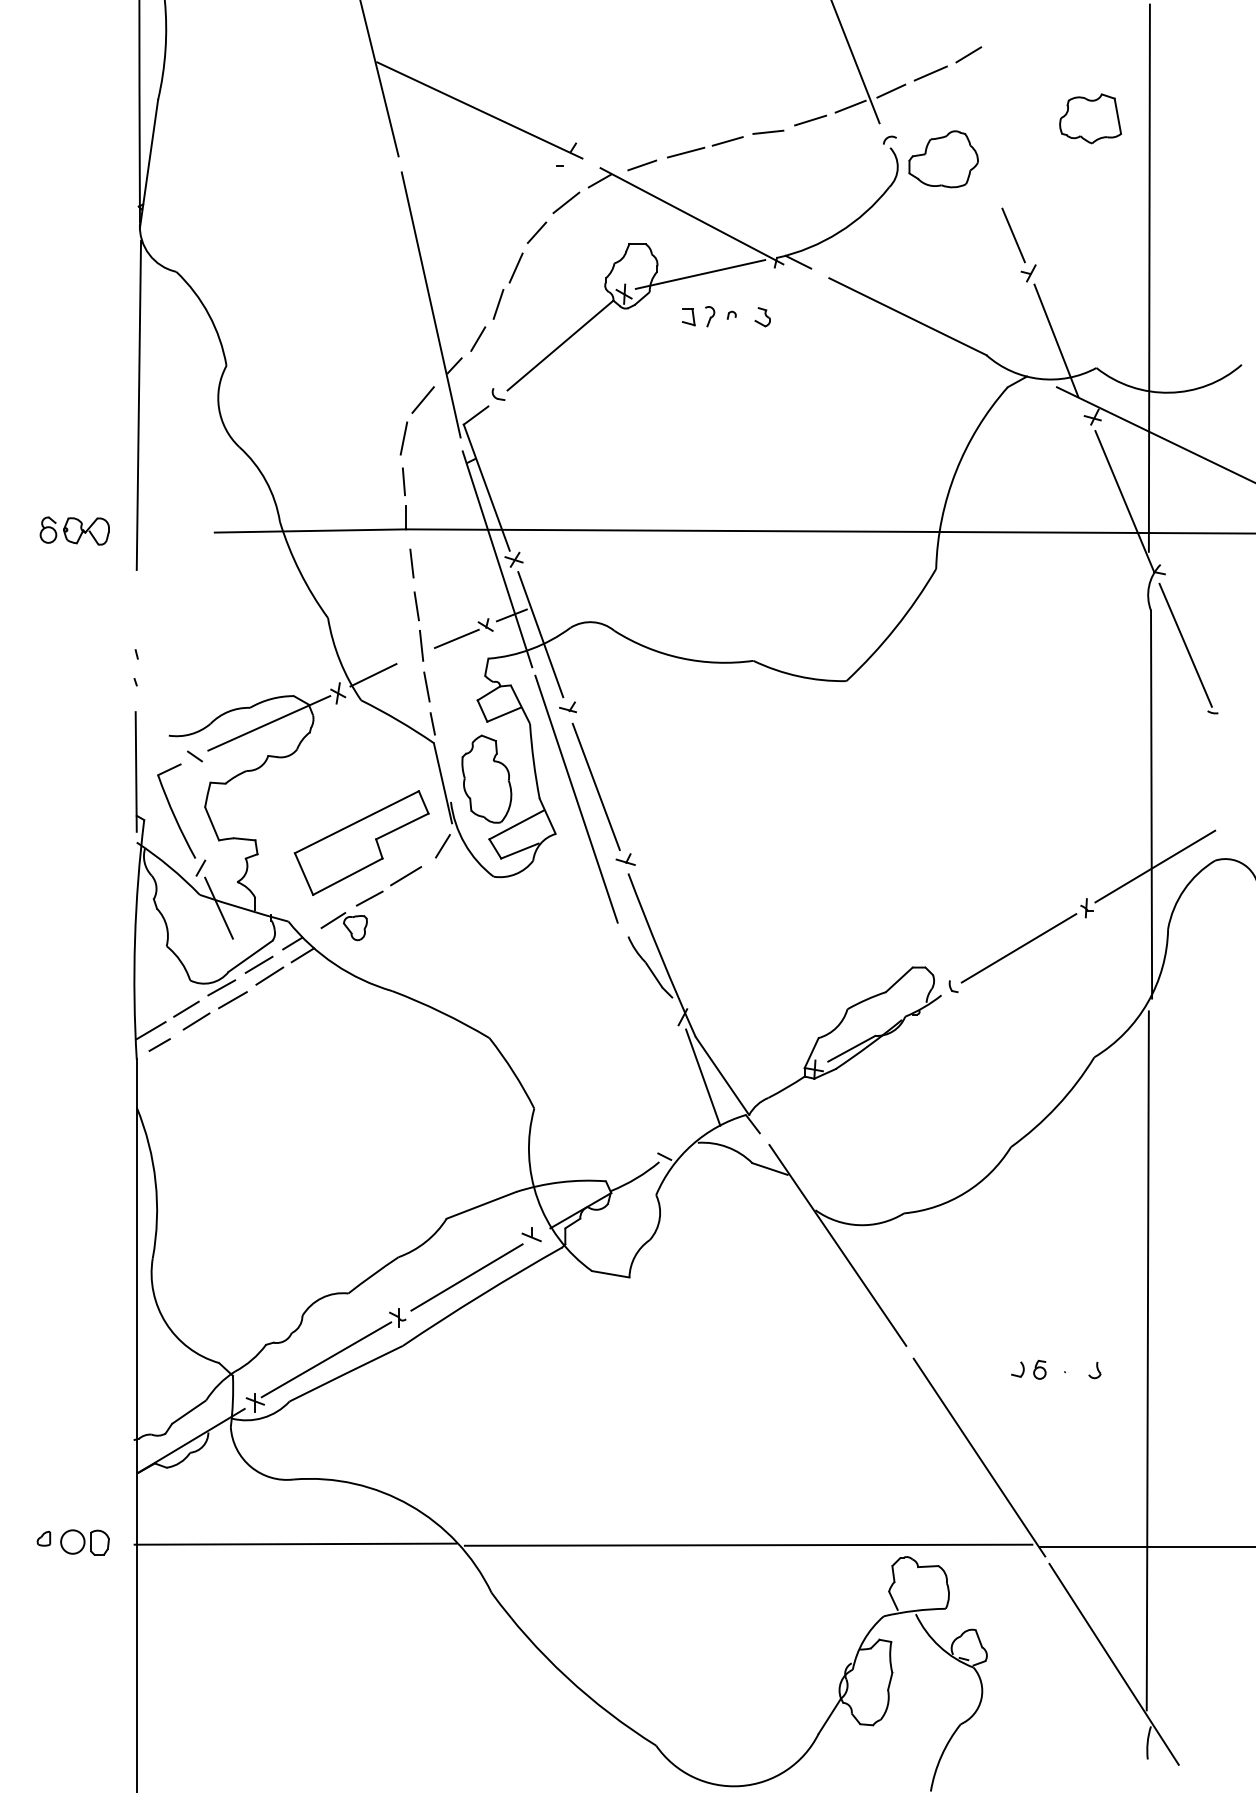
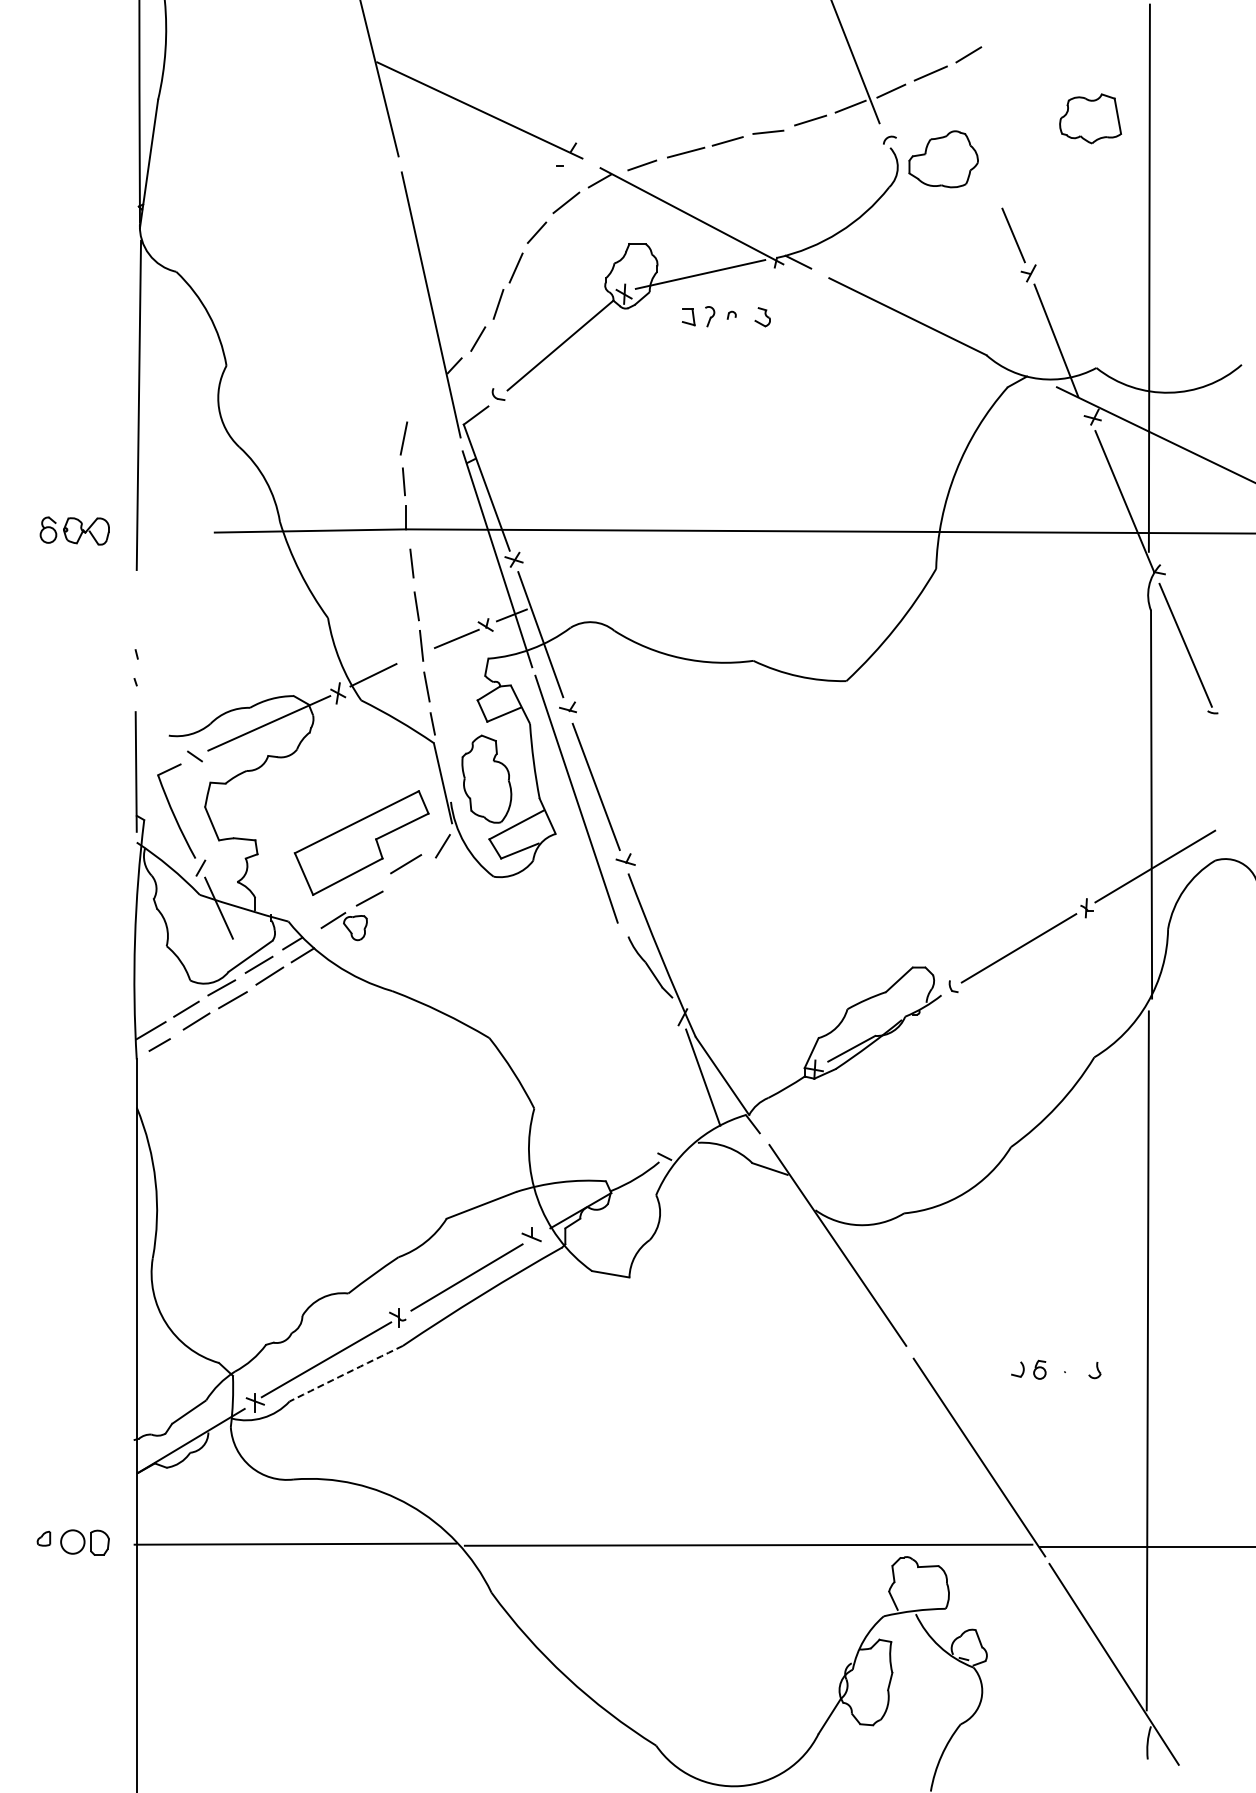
line: present -> none (422, 399)
line position: (406, 876) -> (406, 864) (406, 864)
arc: solid -> dashed (346, 1373)
